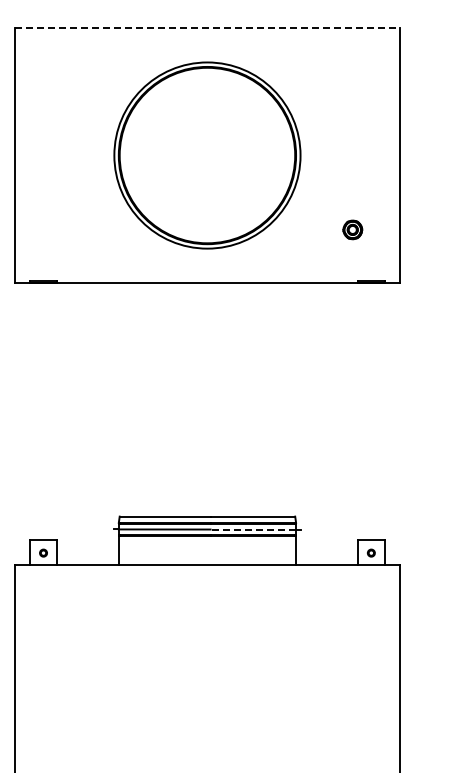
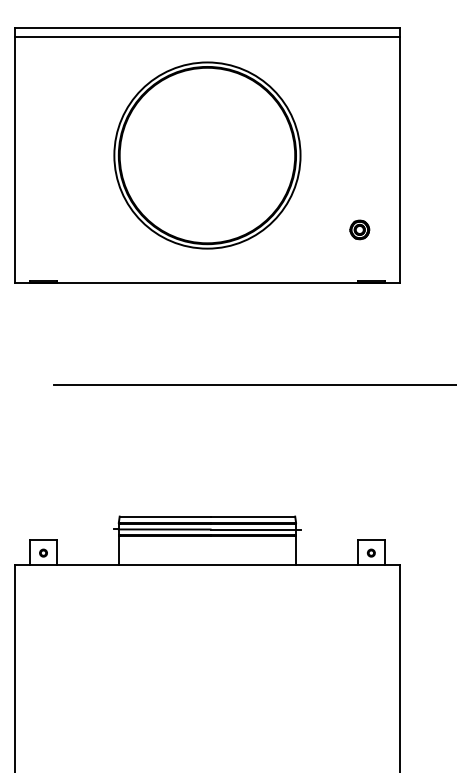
line: dashed -> solid (207, 27)
line: none -> present (207, 36)
part position: (352, 229) -> (359, 229) (359, 229)
line: none -> present (253, 384)
line: dashed -> solid (253, 529)
